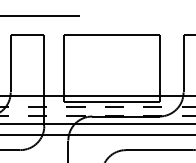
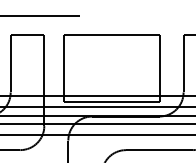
line: dashed -> solid (98, 106)
line: dashed -> solid (98, 115)
